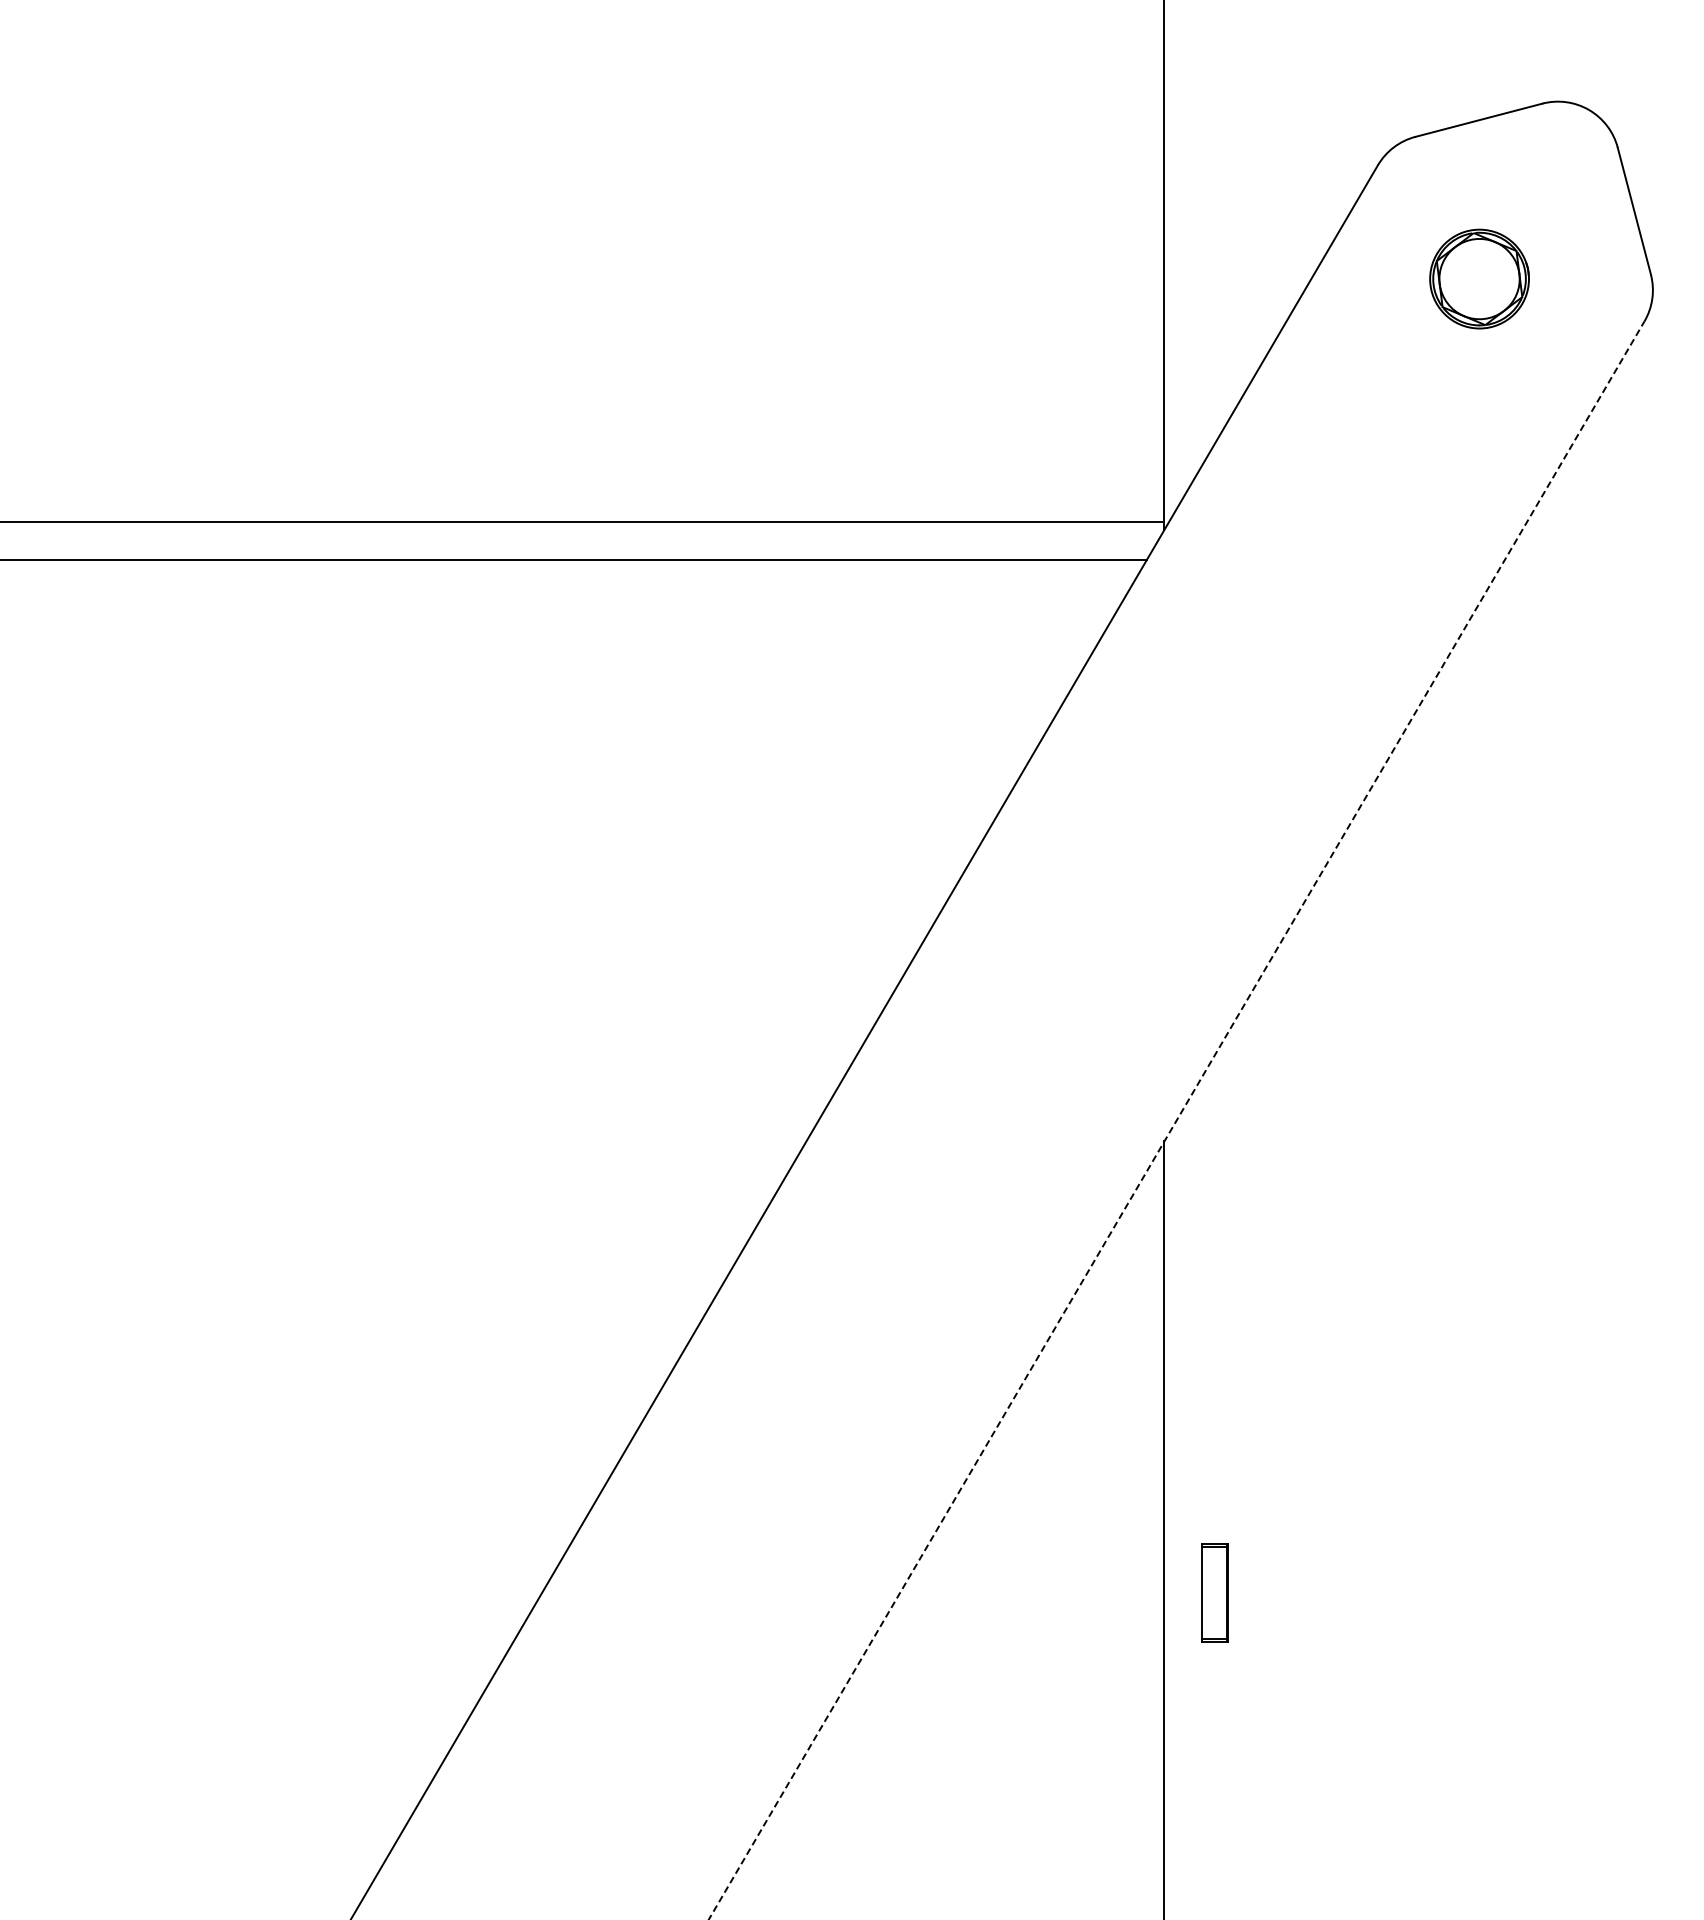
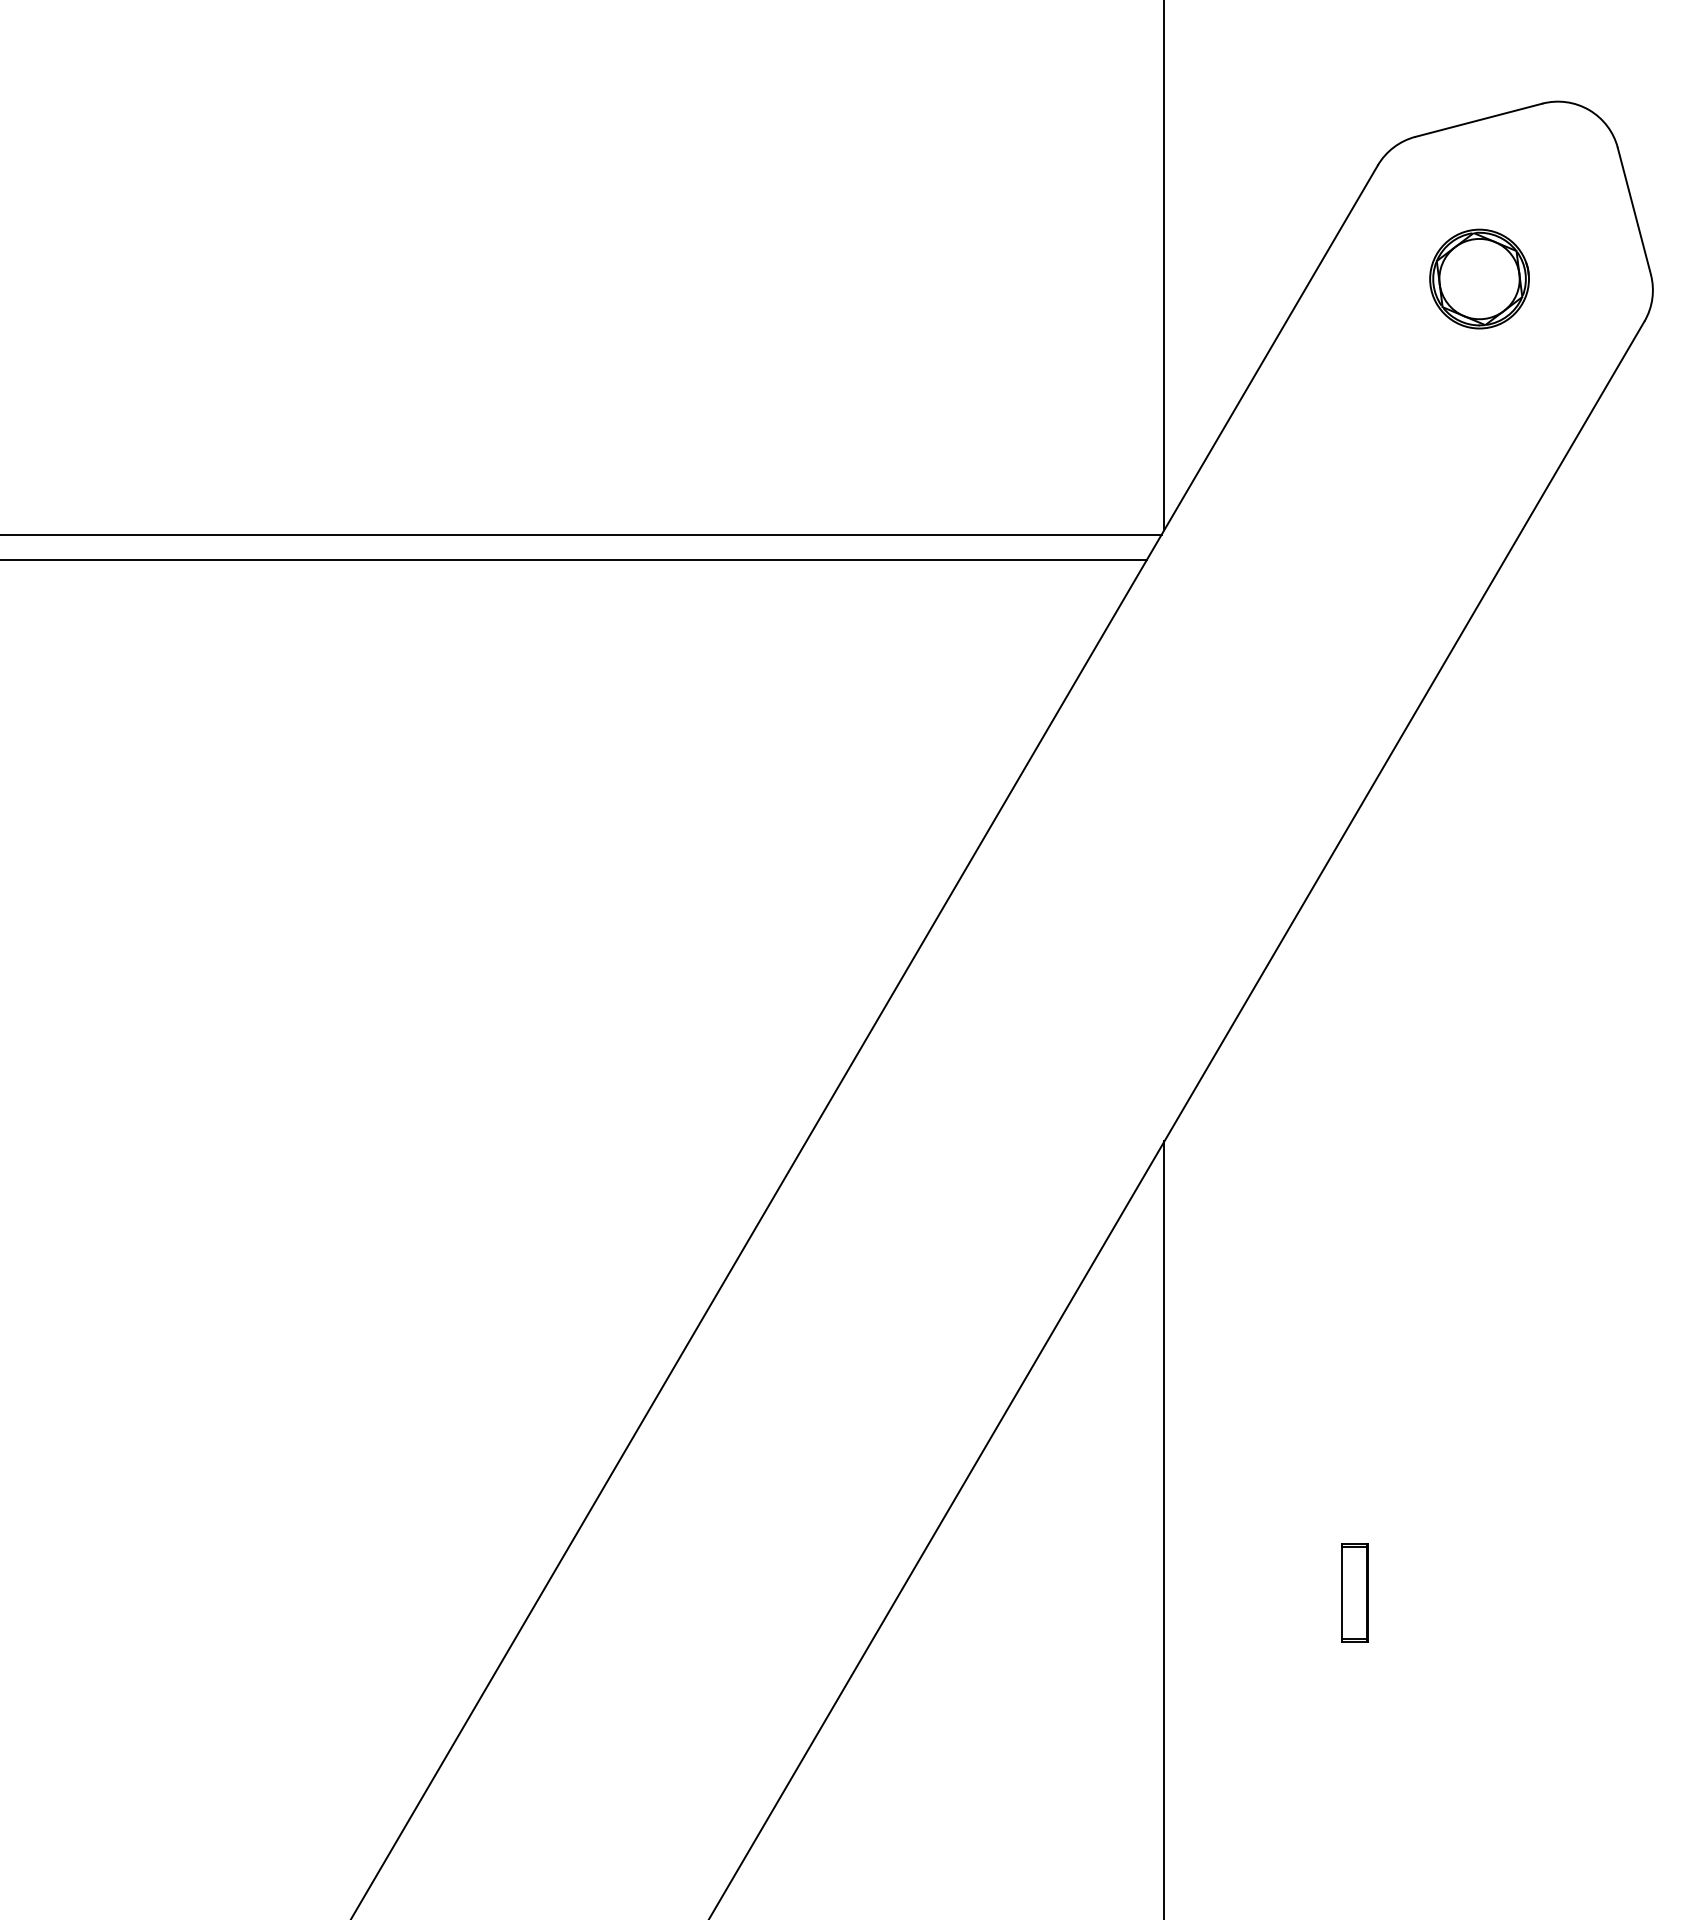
line position: (581, 521) -> (581, 534) (581, 534)
line: dashed -> solid (1176, 1120)
part position: (1214, 1592) -> (1354, 1592) (1354, 1592)
